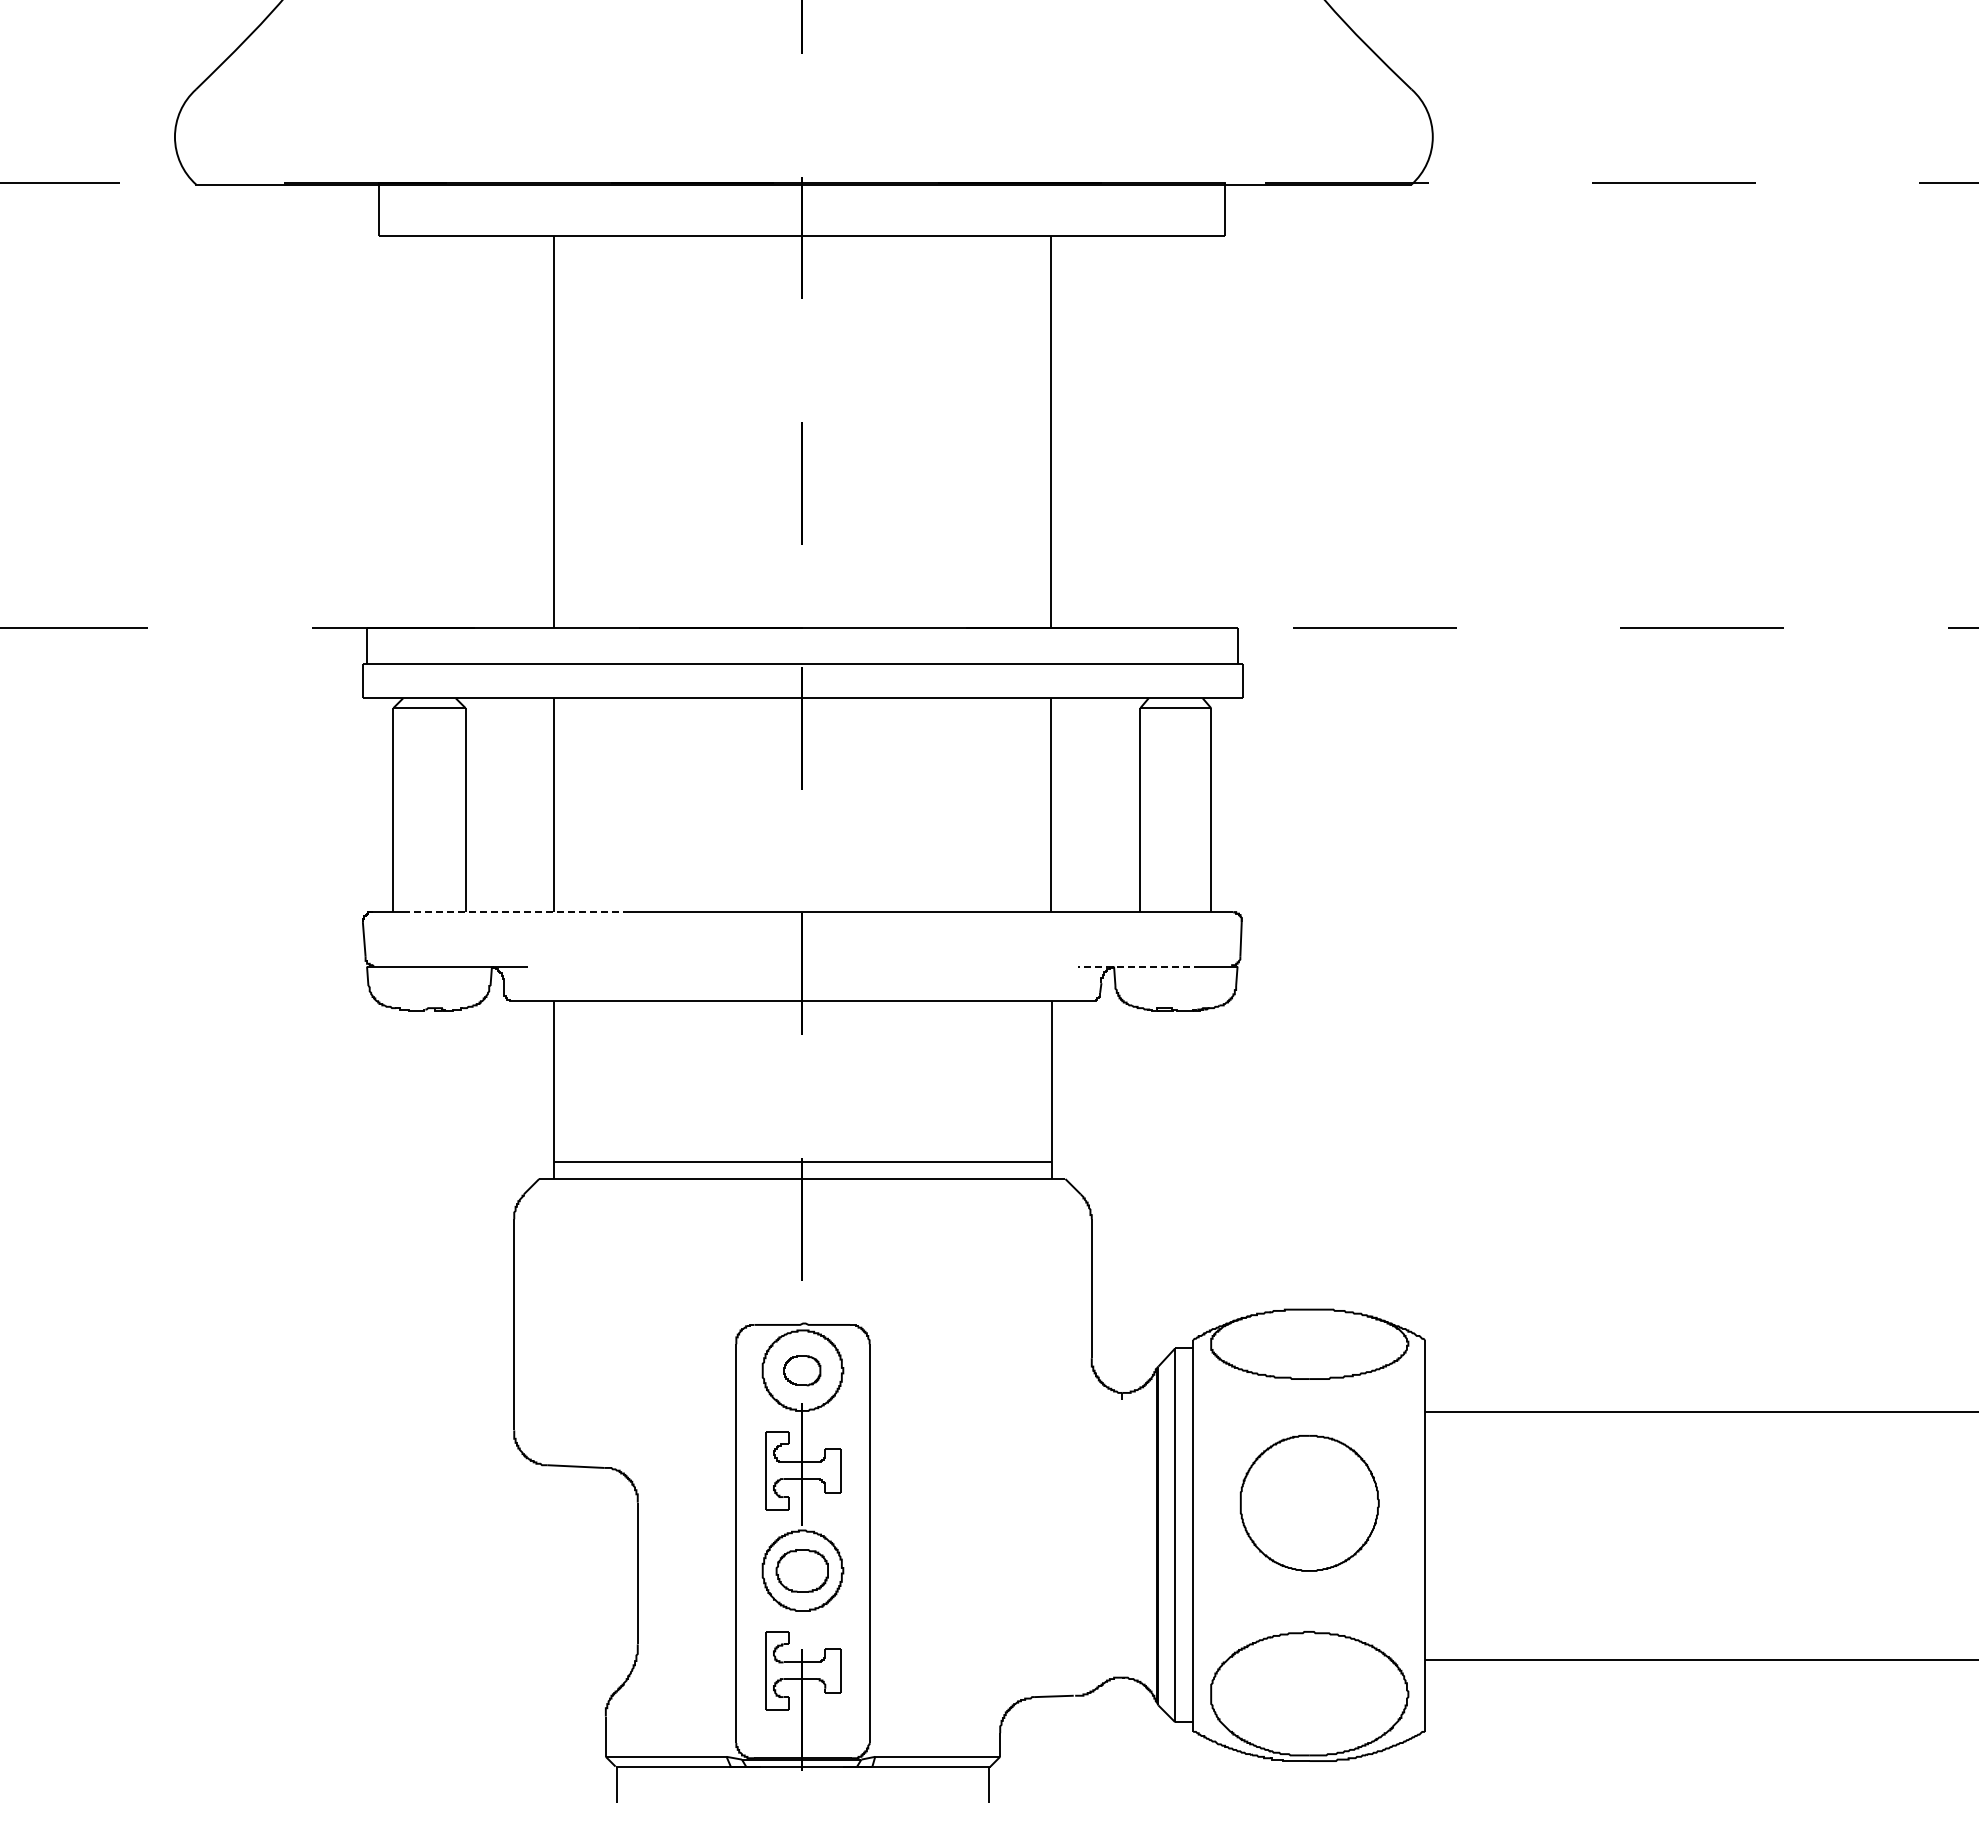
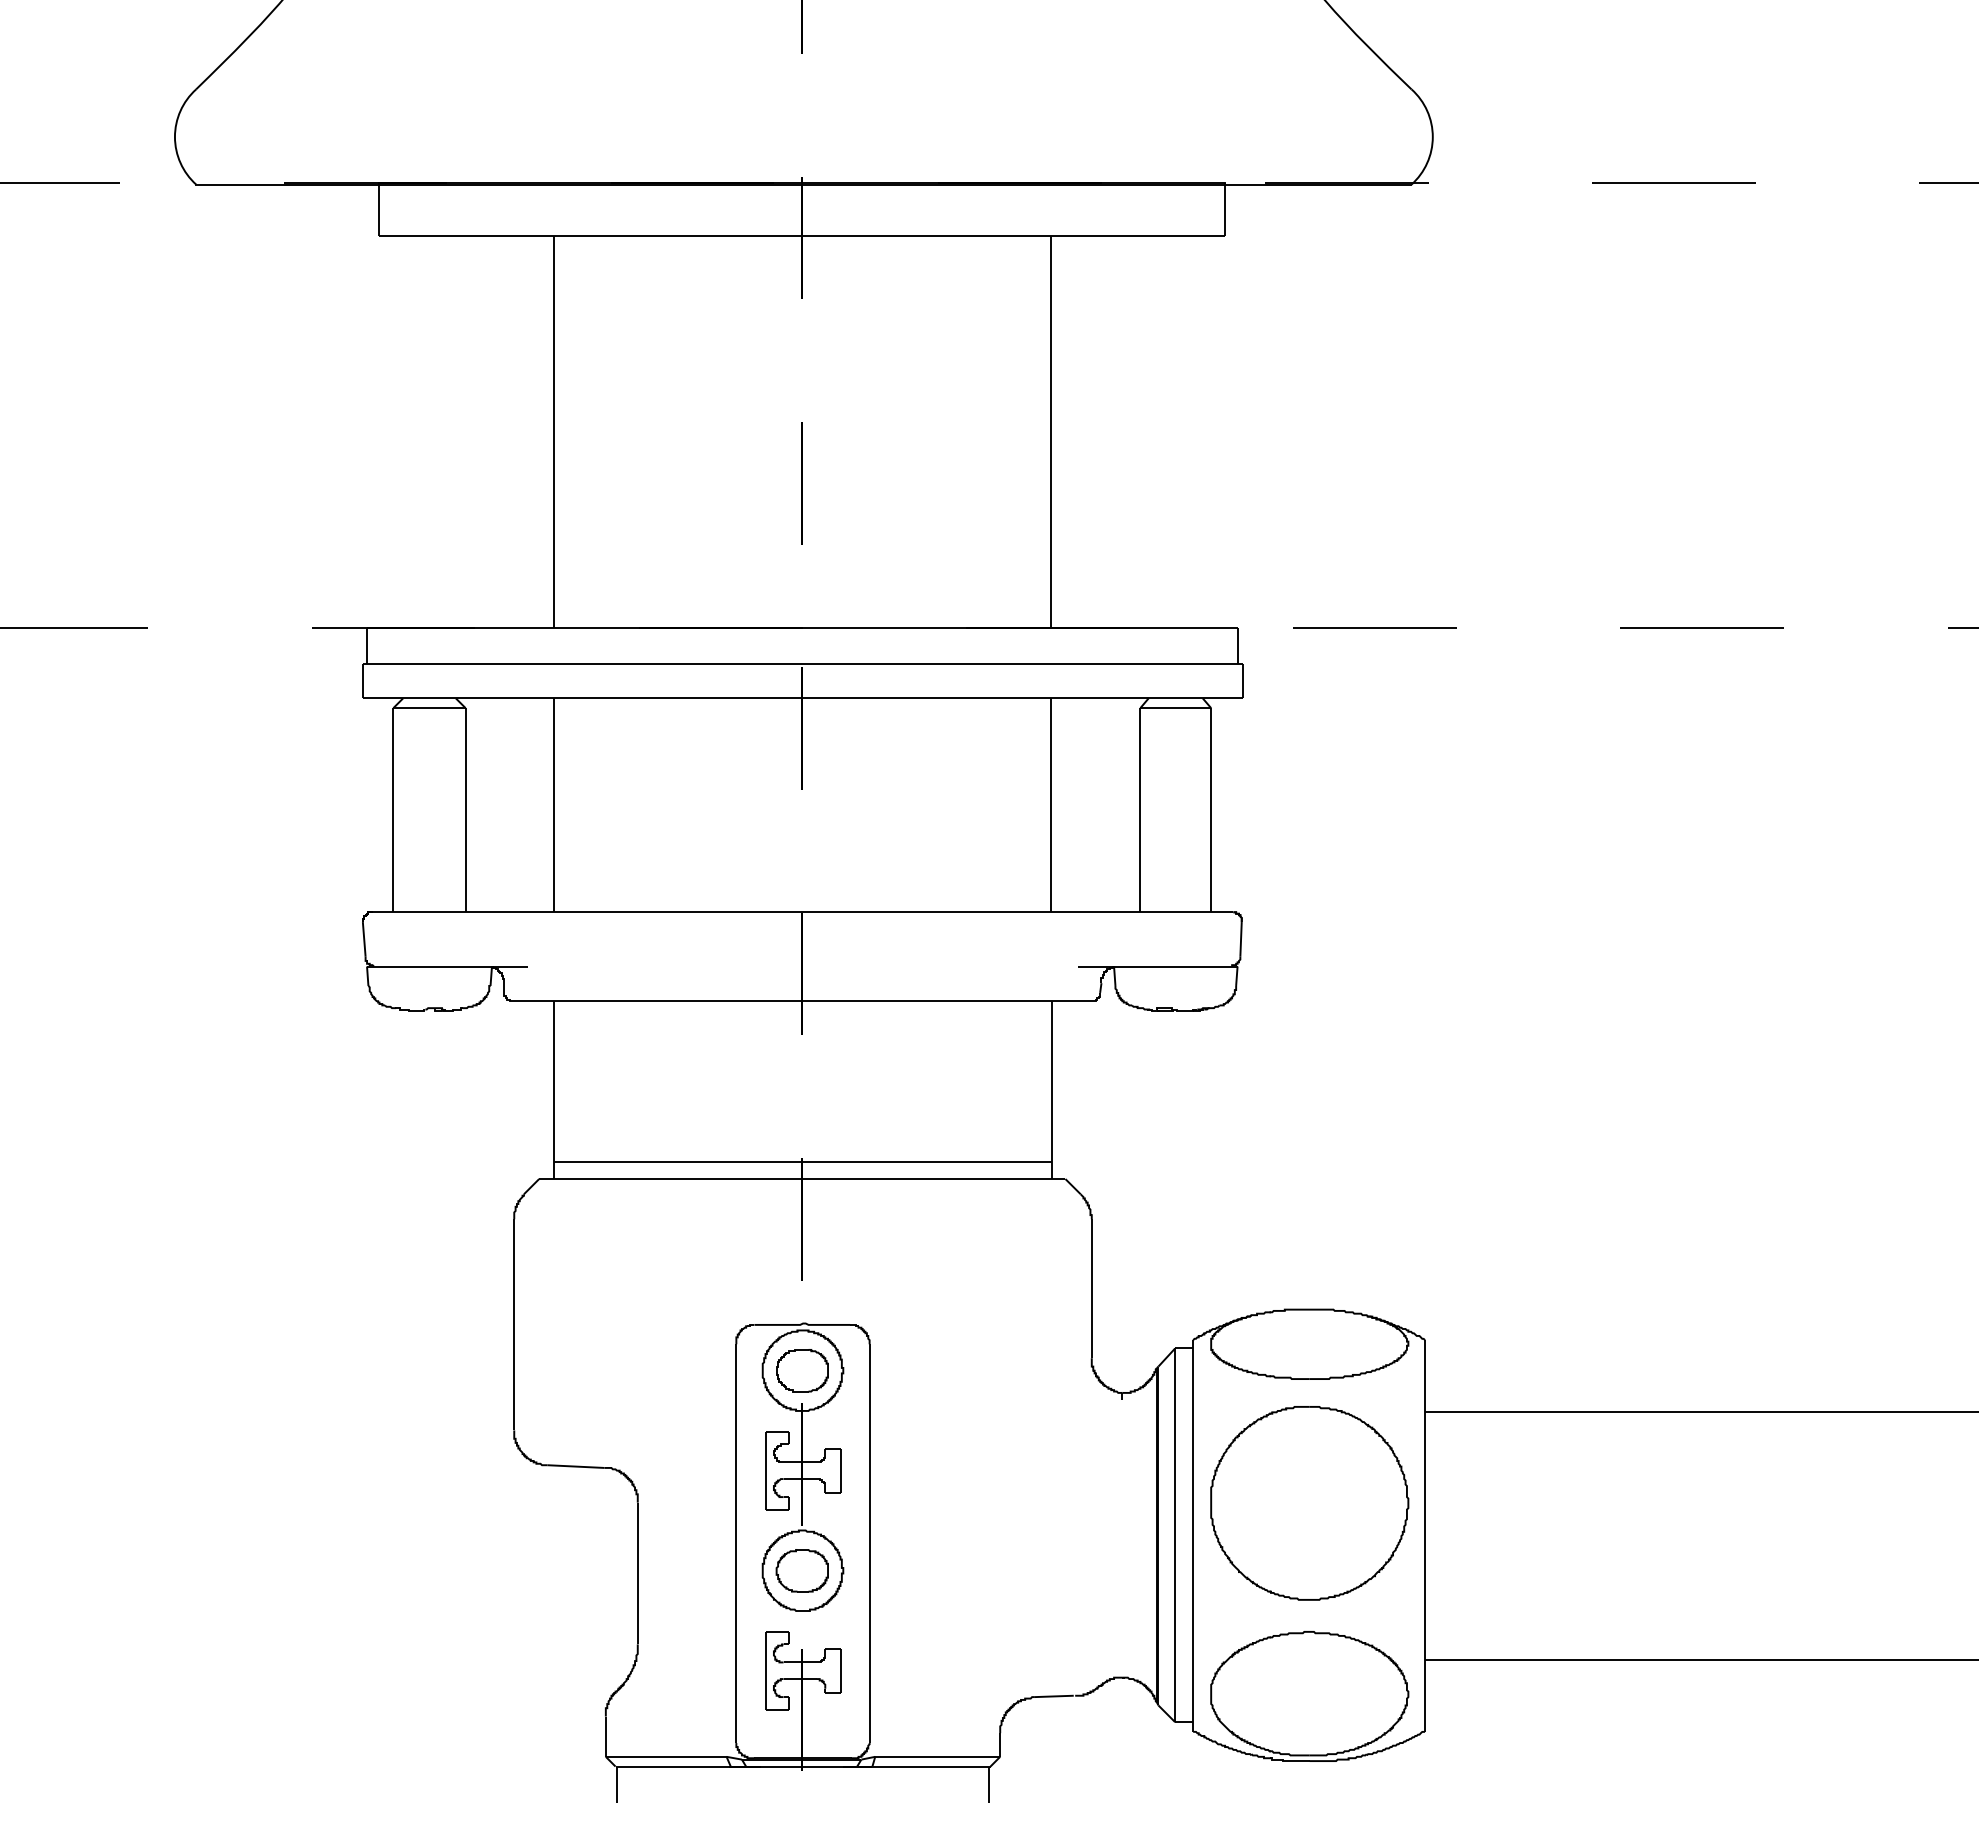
line: dashed -> solid (514, 912)
line: dashed -> solid (1139, 966)
part size: 39x32 px -> 53x44 px (802, 1370)
part size: 141x137 px -> 200x195 px (1309, 1503)
